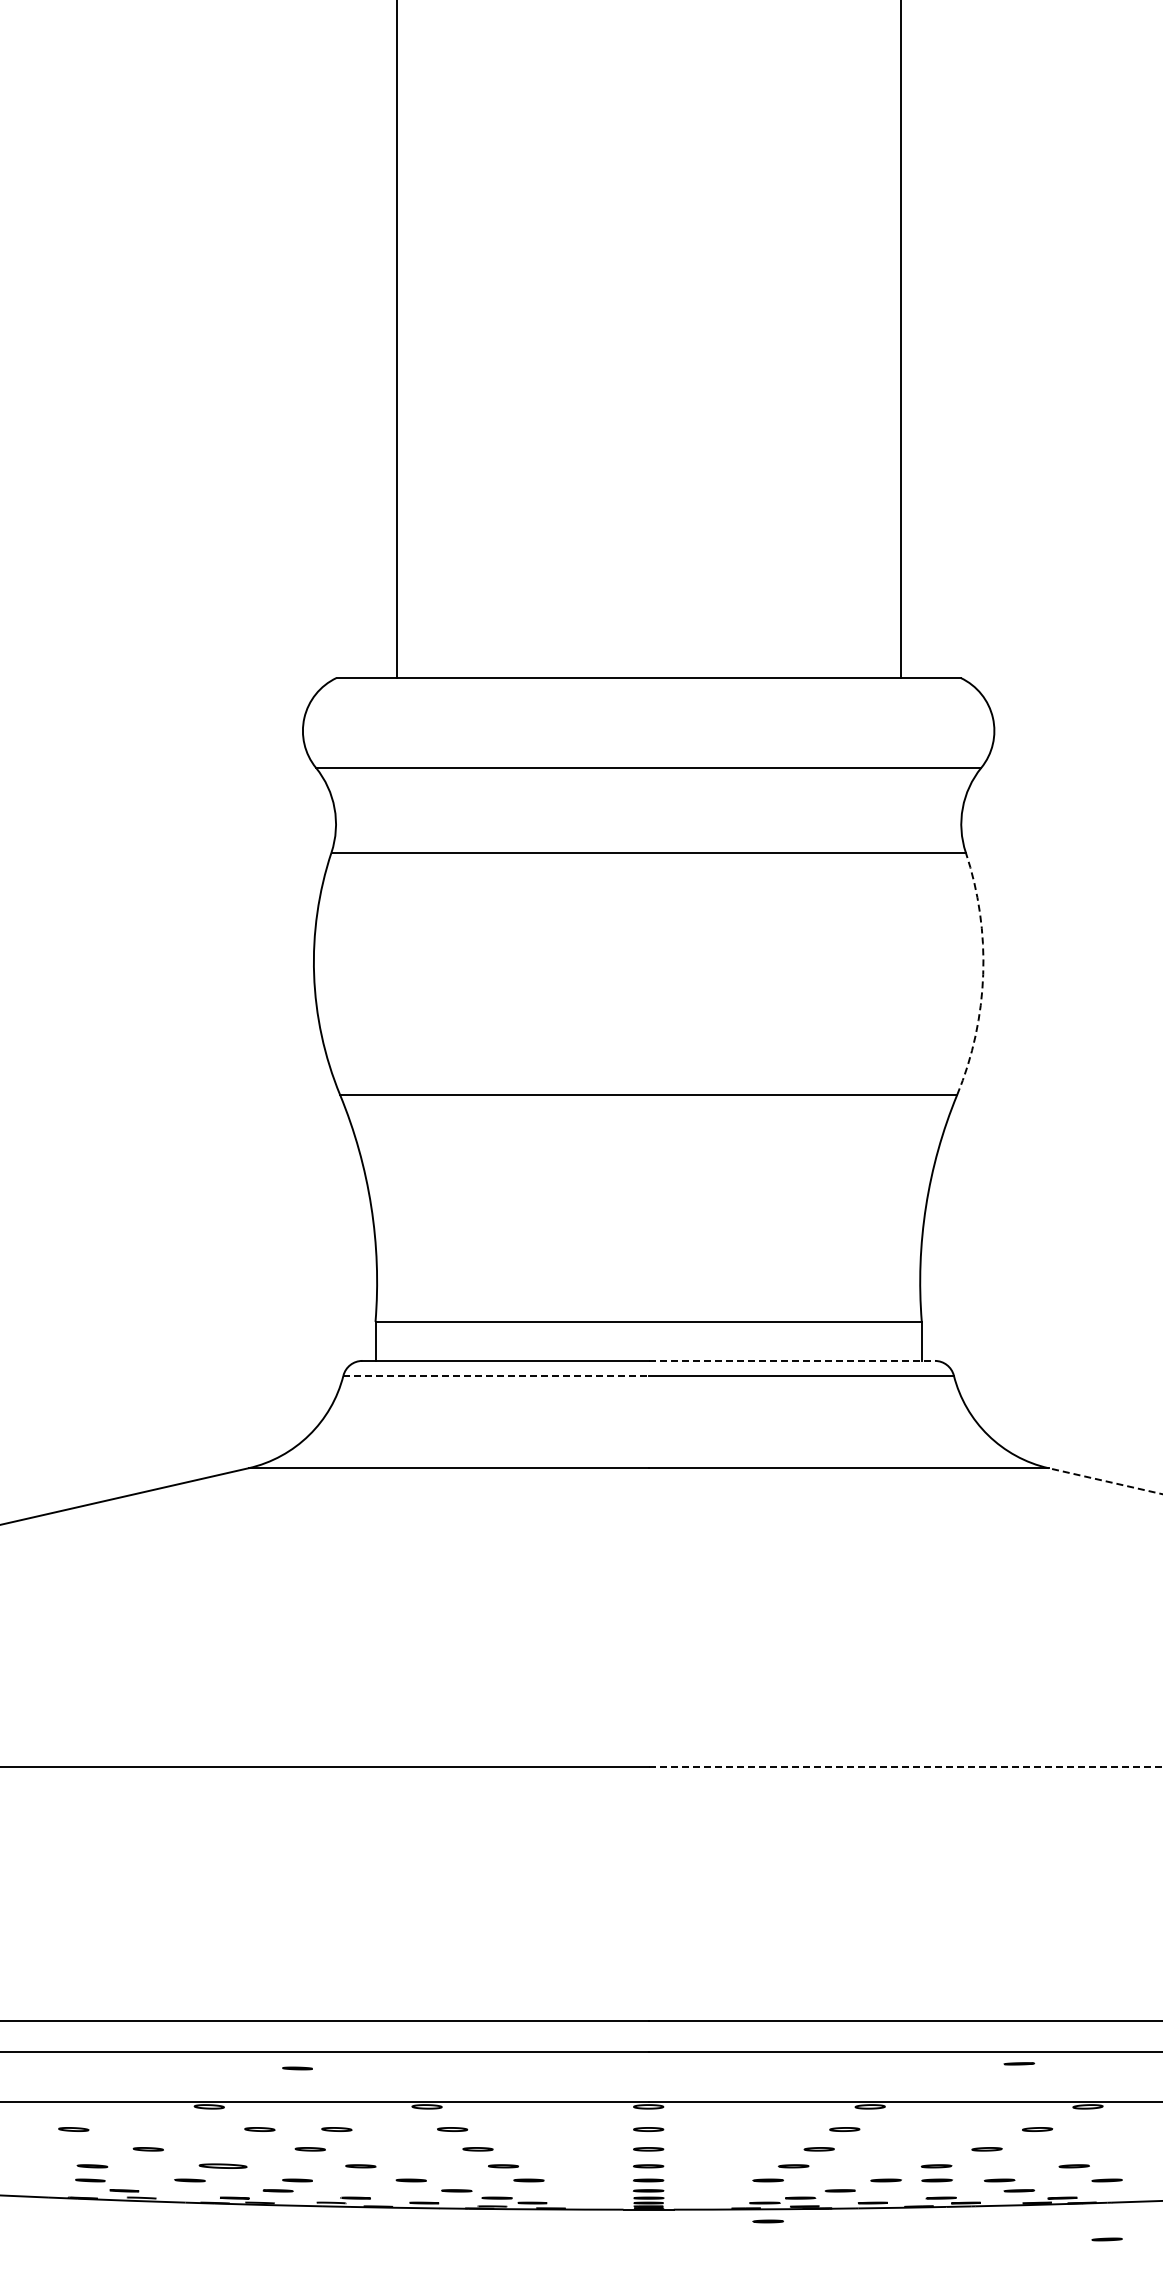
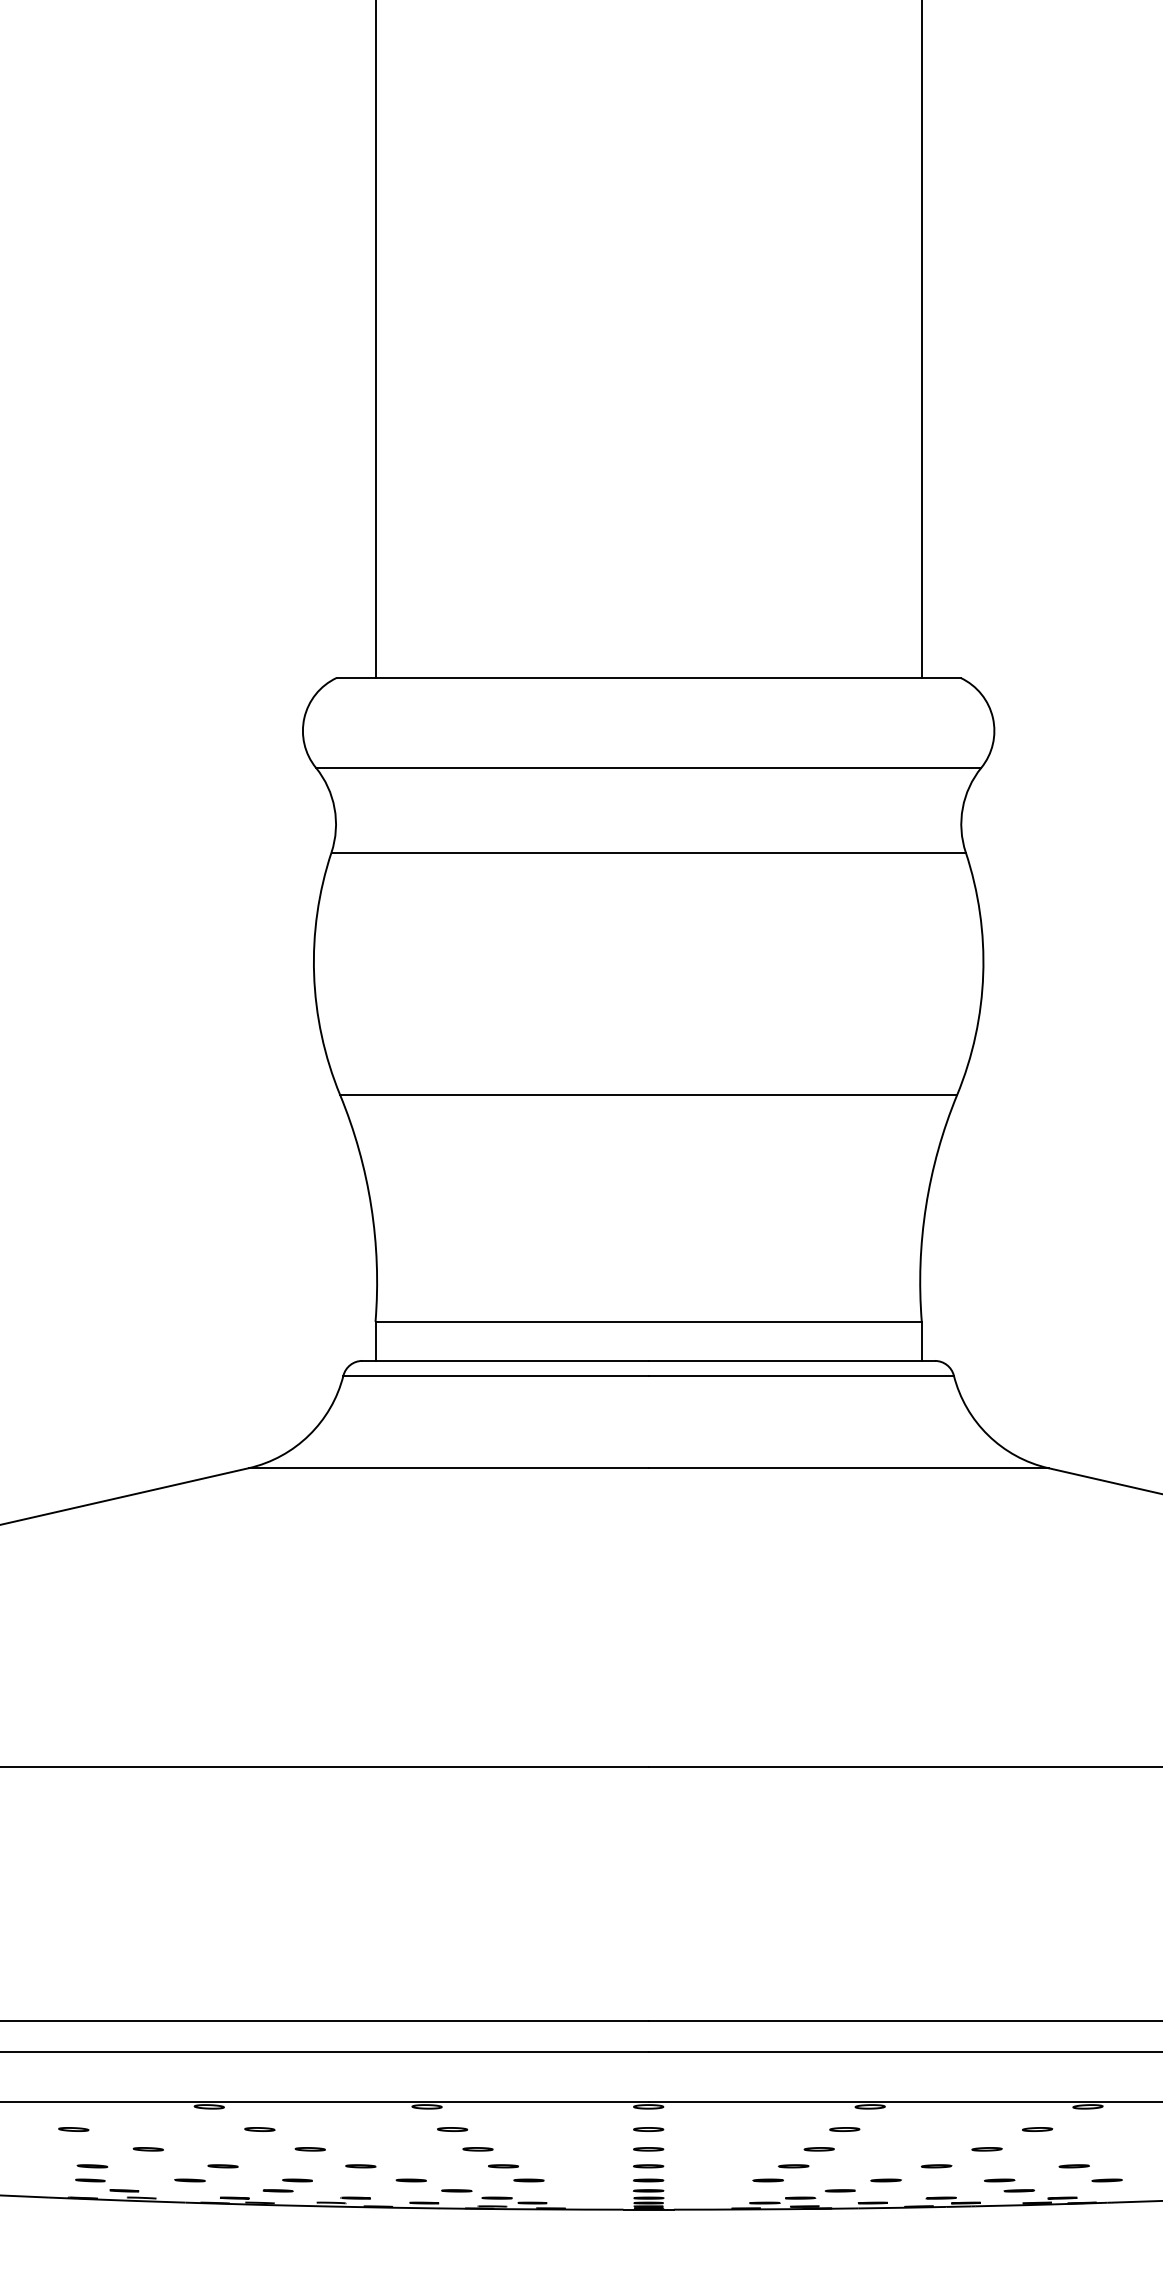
line position: (396, 340) -> (375, 340) (375, 340)
line position: (900, 340) -> (921, 340) (921, 340)
arc: dashed -> solid (983, 974)
line: dashed -> solid (792, 1360)
line: dashed -> solid (496, 1375)
line: dashed -> solid (1105, 1481)
line: dashed -> solid (905, 1766)
line: present -> none (1019, 2063)
line: present -> none (297, 2068)
line: present -> none (336, 2128)
part size: 50x6 px -> 32x5 px (222, 2166)
line: present -> none (936, 2180)
line: present -> none (767, 2221)
line: present -> none (1106, 2239)
